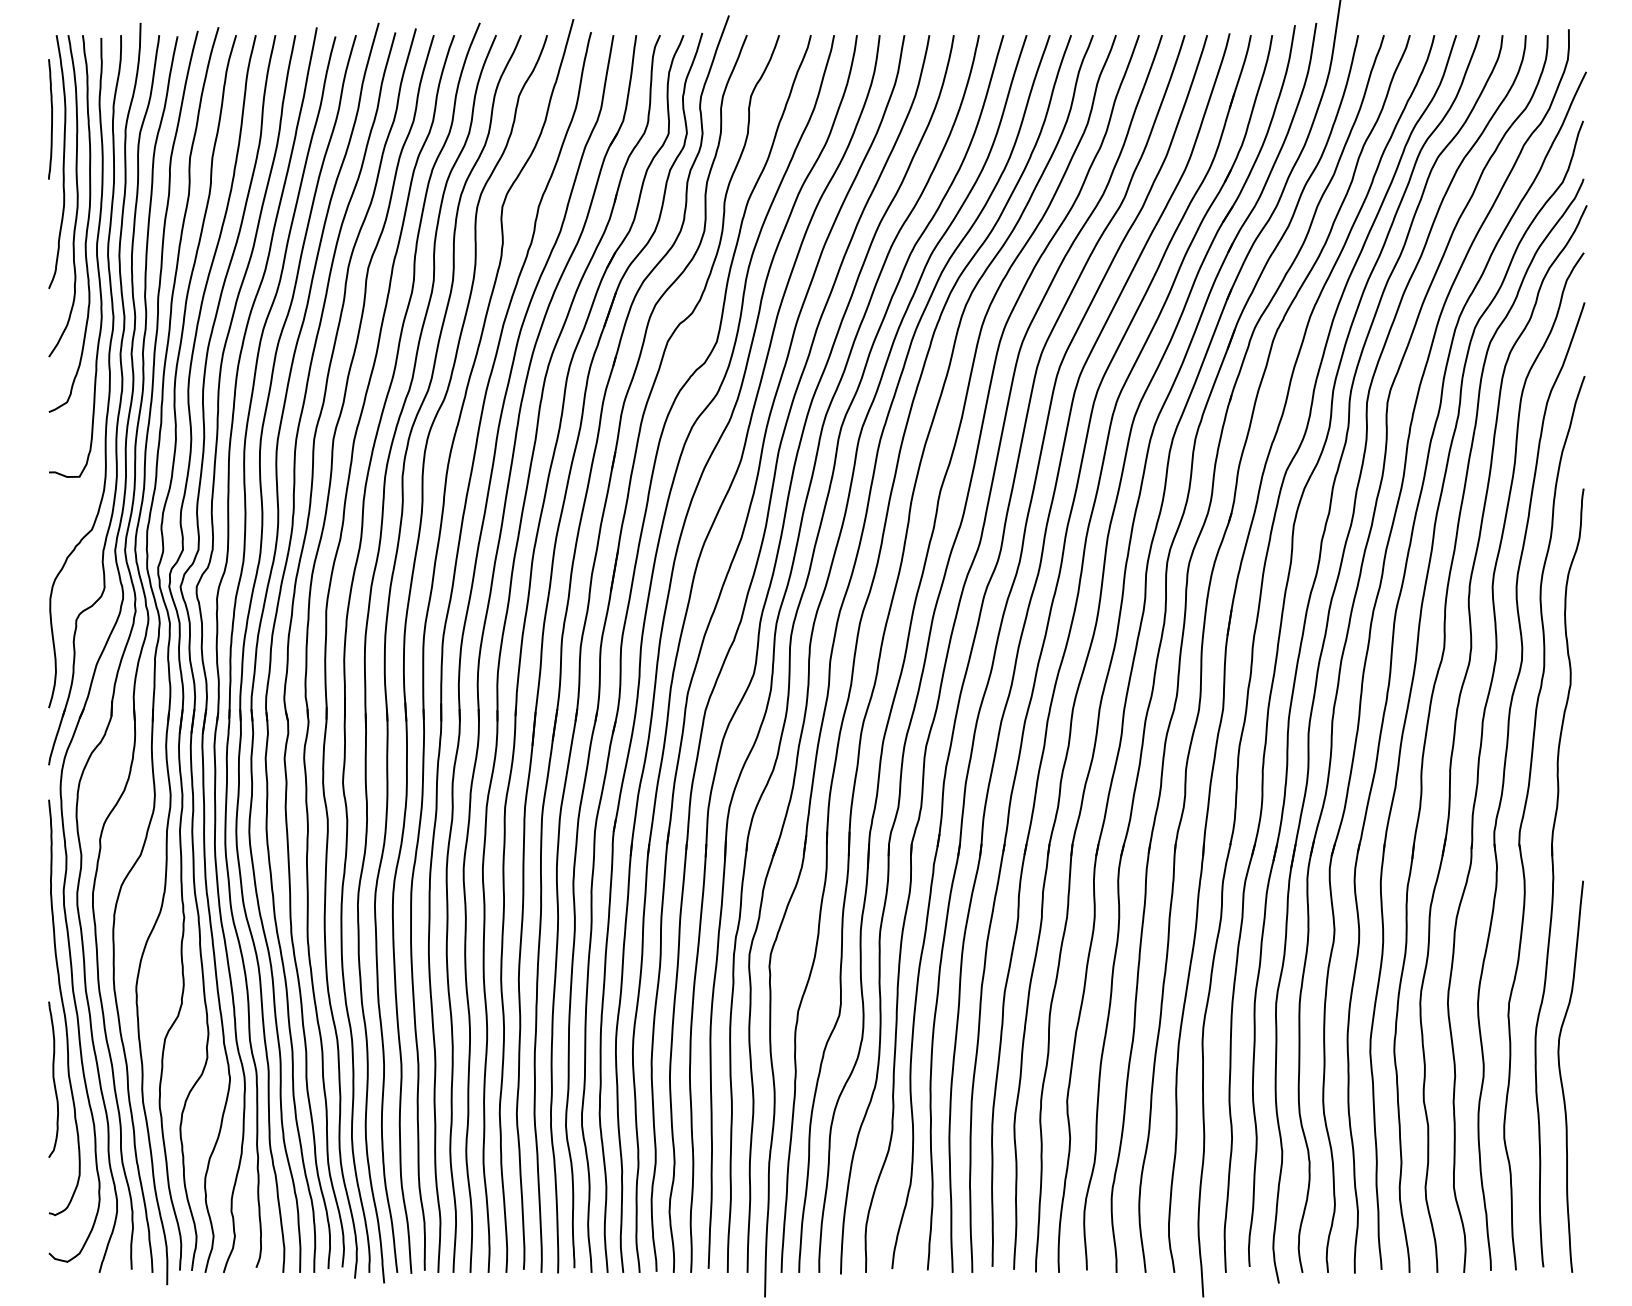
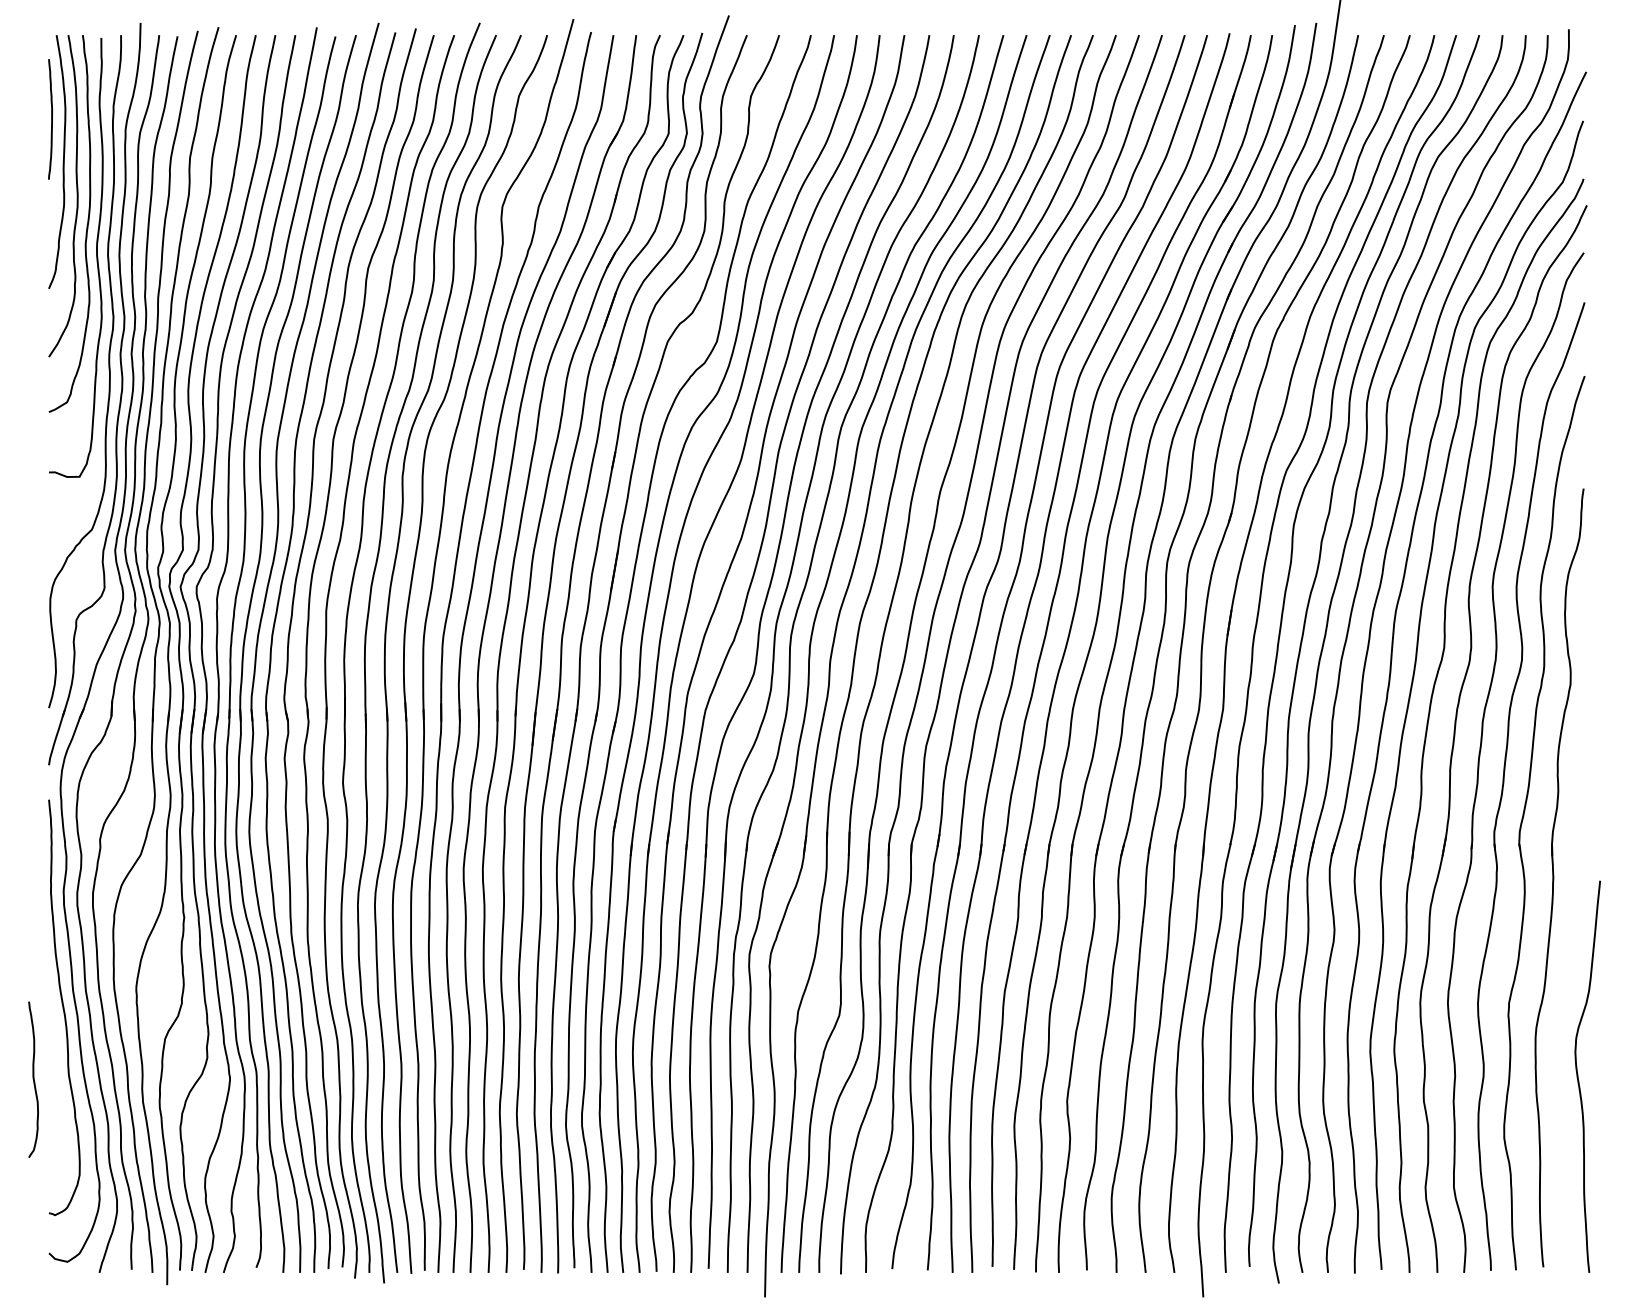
curve position: (53, 1079) -> (33, 1079) (33, 1079)
curve position: (1562, 1080) -> (1579, 1080) (1579, 1080)
